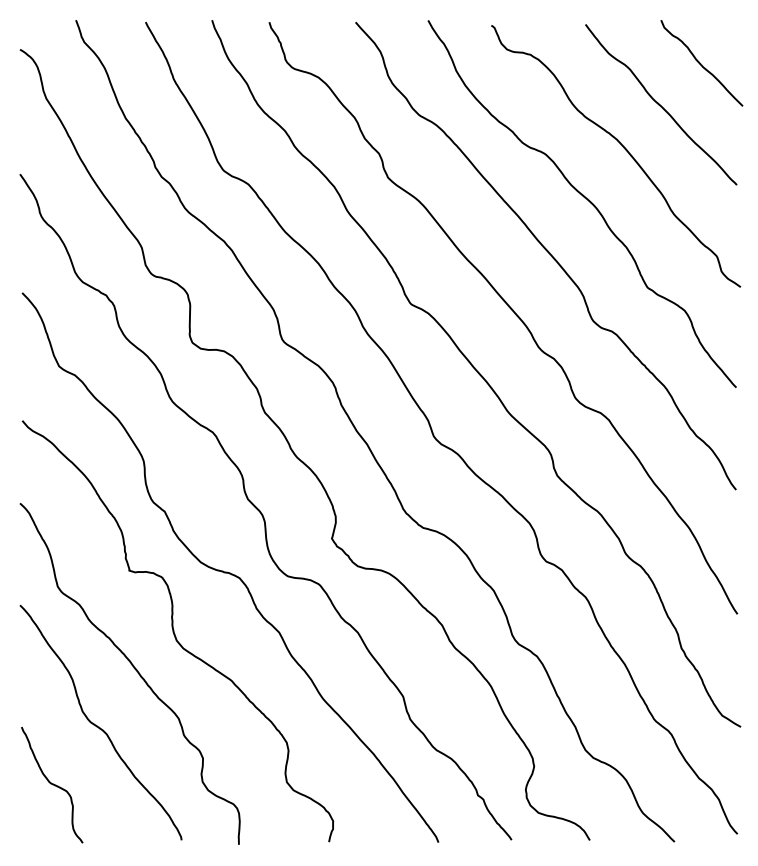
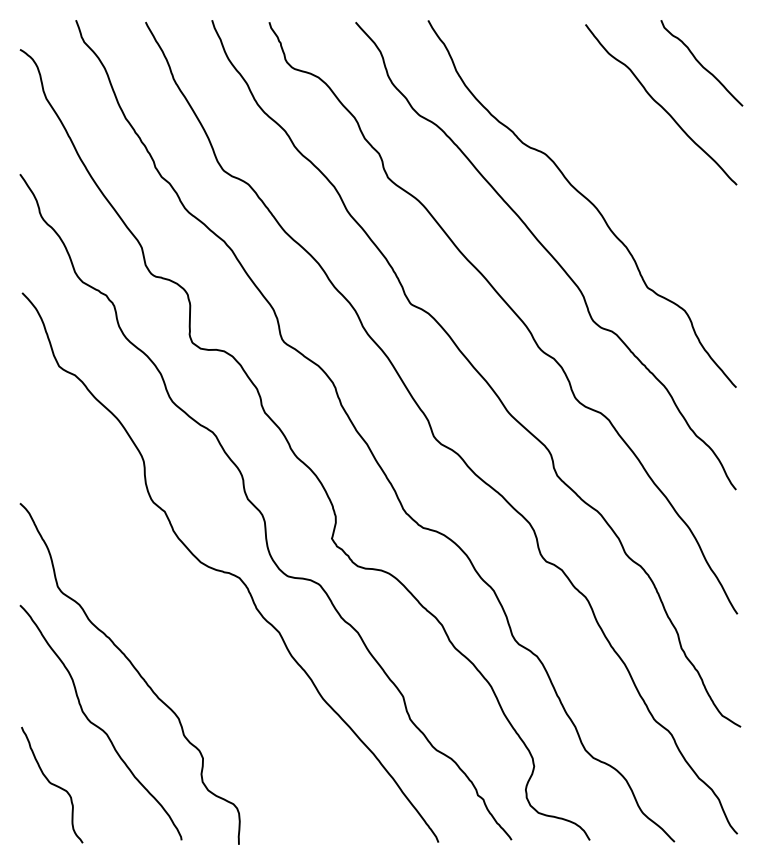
curve: present -> none (623, 148)
curve: present -> none (175, 633)
